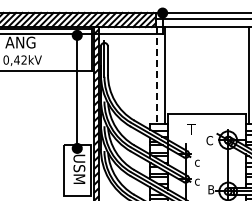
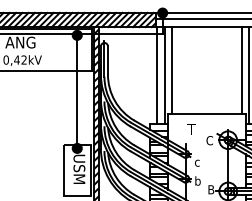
line: none -> present (171, 70)
line: none -> present (242, 70)
line: dashed -> solid (157, 75)
text: c -> b (197, 180)
